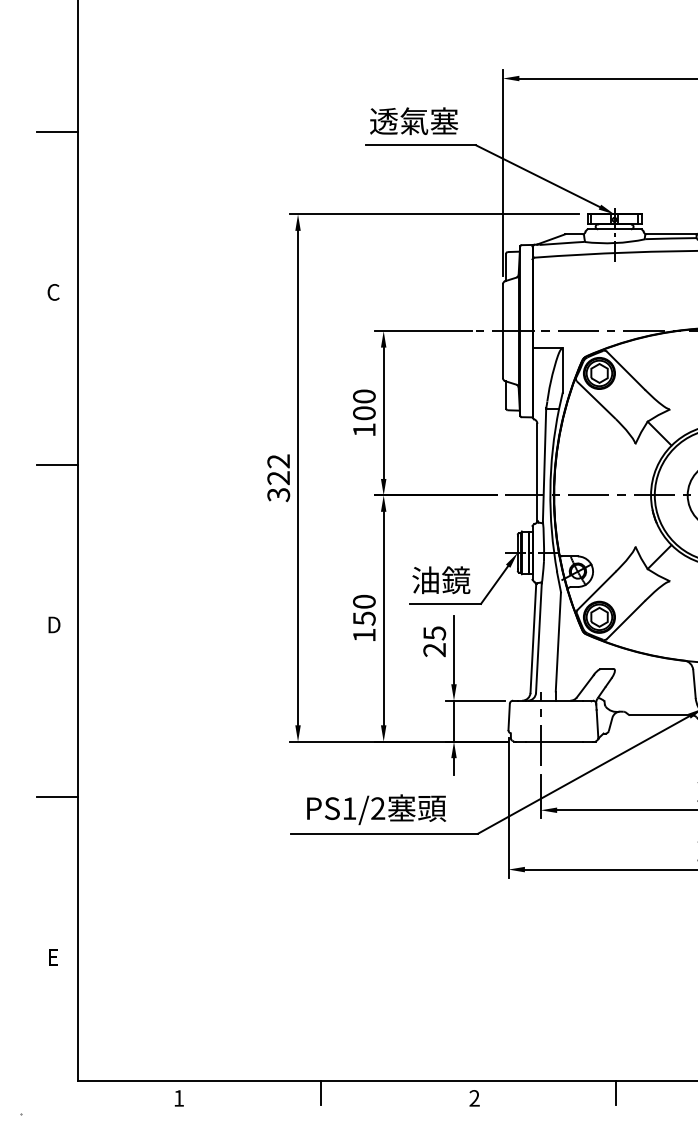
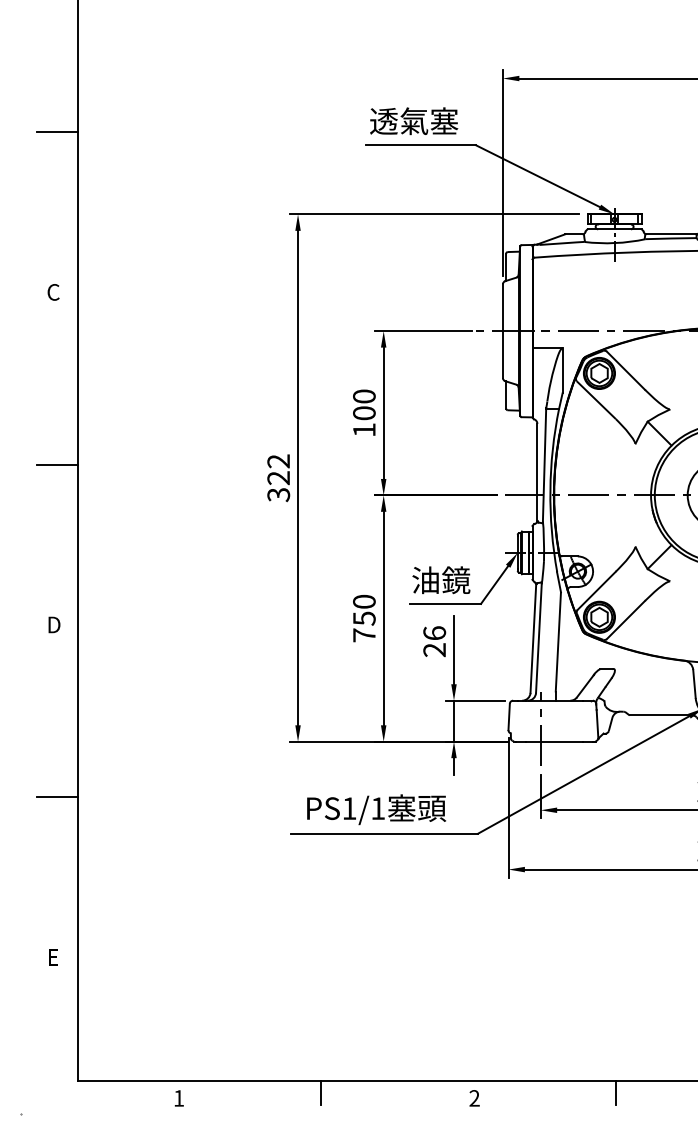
text: 25 -> 26 (434, 633)
text: 150 -> 750 (364, 635)
text: PS1/2 -> PS1/1 (378, 808)
